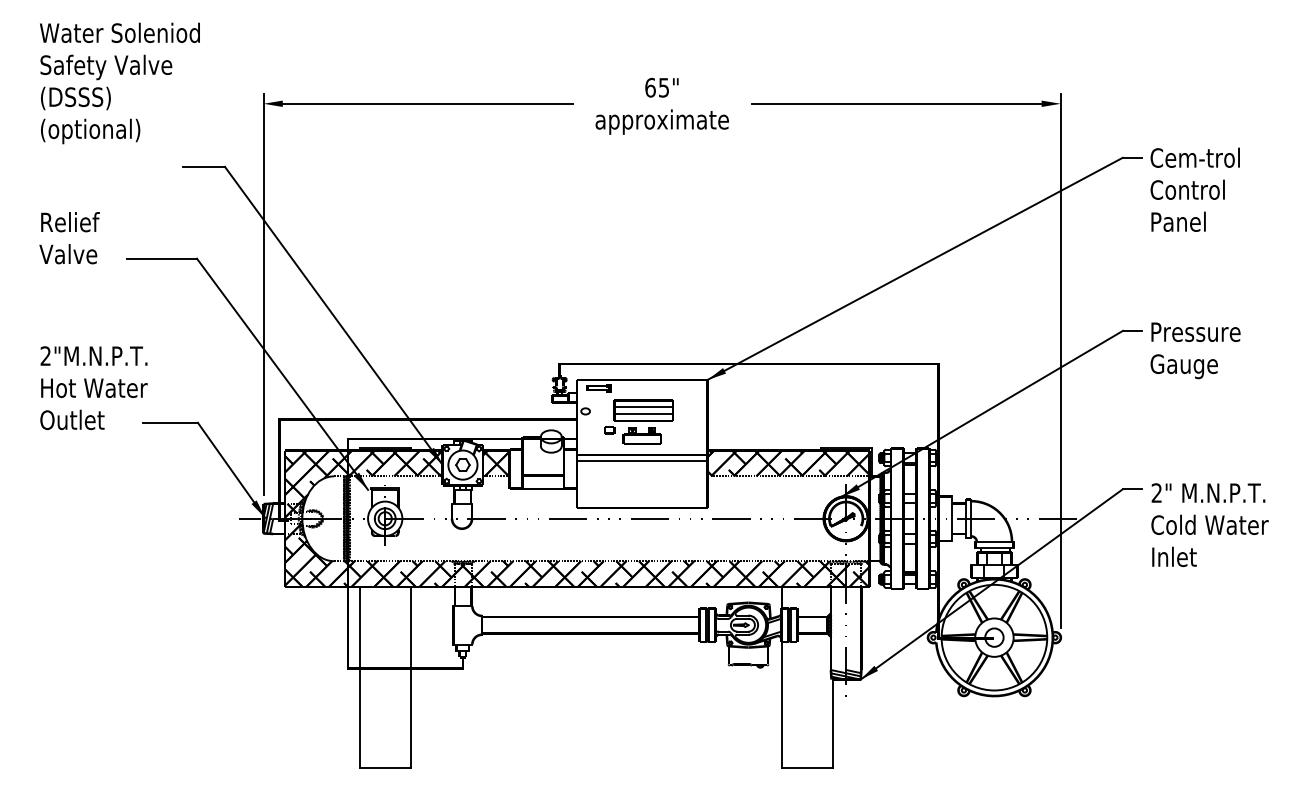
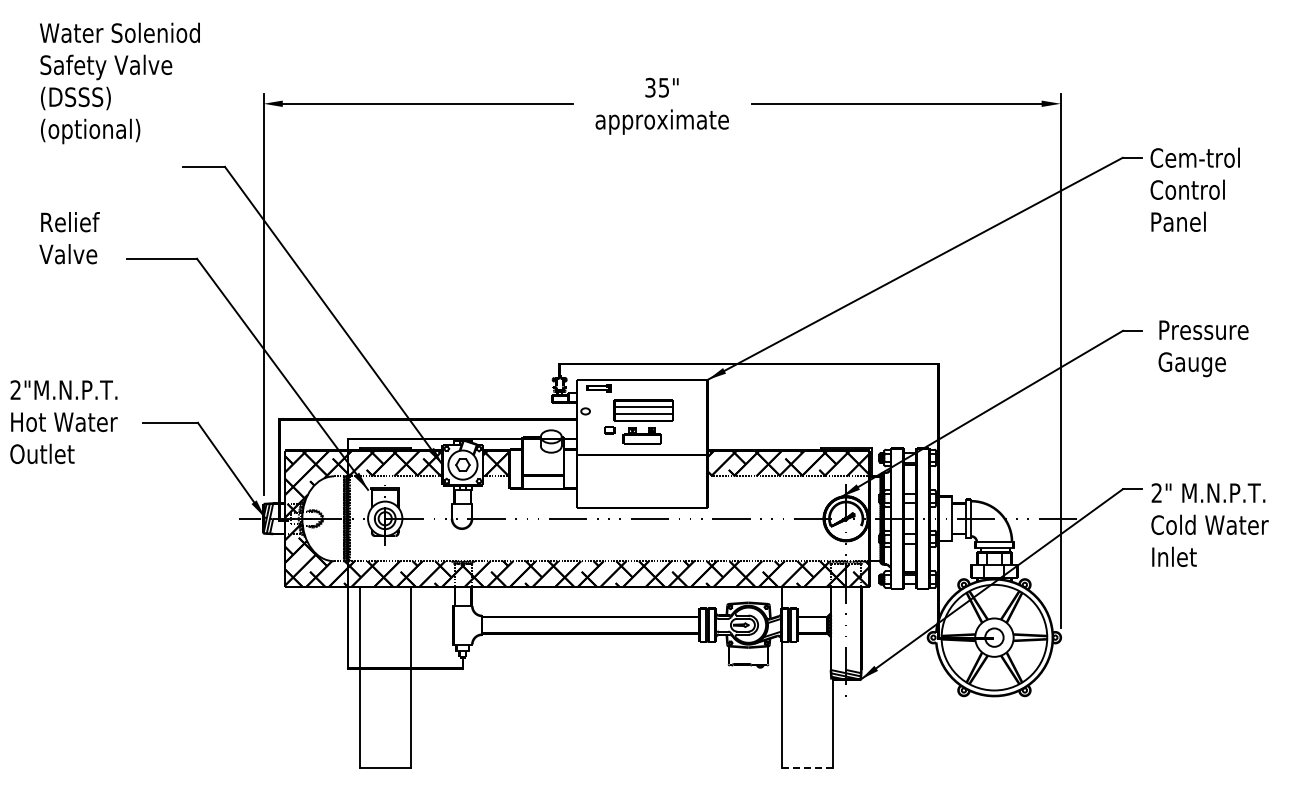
text: 65" -> 35" (650, 87)
text position: (1195, 350) -> (1203, 348) (1203, 348)
text position: (93, 388) -> (63, 422) (63, 422)
line: present -> none (641, 460)
line: solid -> dashed (807, 768)
